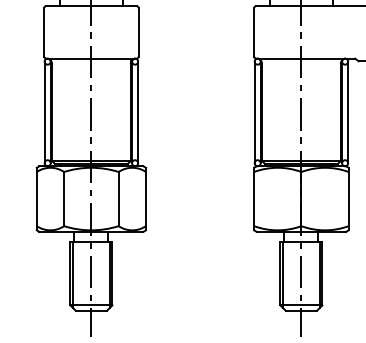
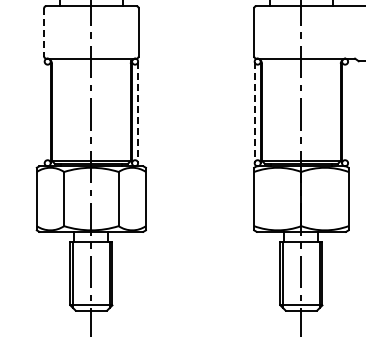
line: solid -> dashed (44, 32)
line: present -> none (44, 112)
line: solid -> dashed (138, 112)
line: solid -> dashed (254, 112)
line: present -> none (348, 112)
